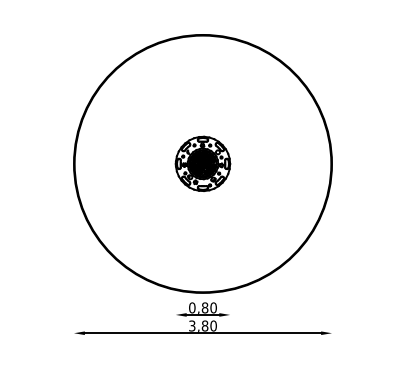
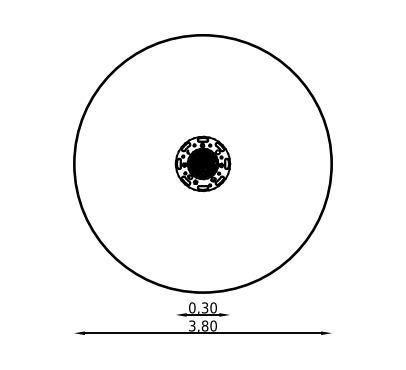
text: 0,80 -> 0,30 (204, 307)
